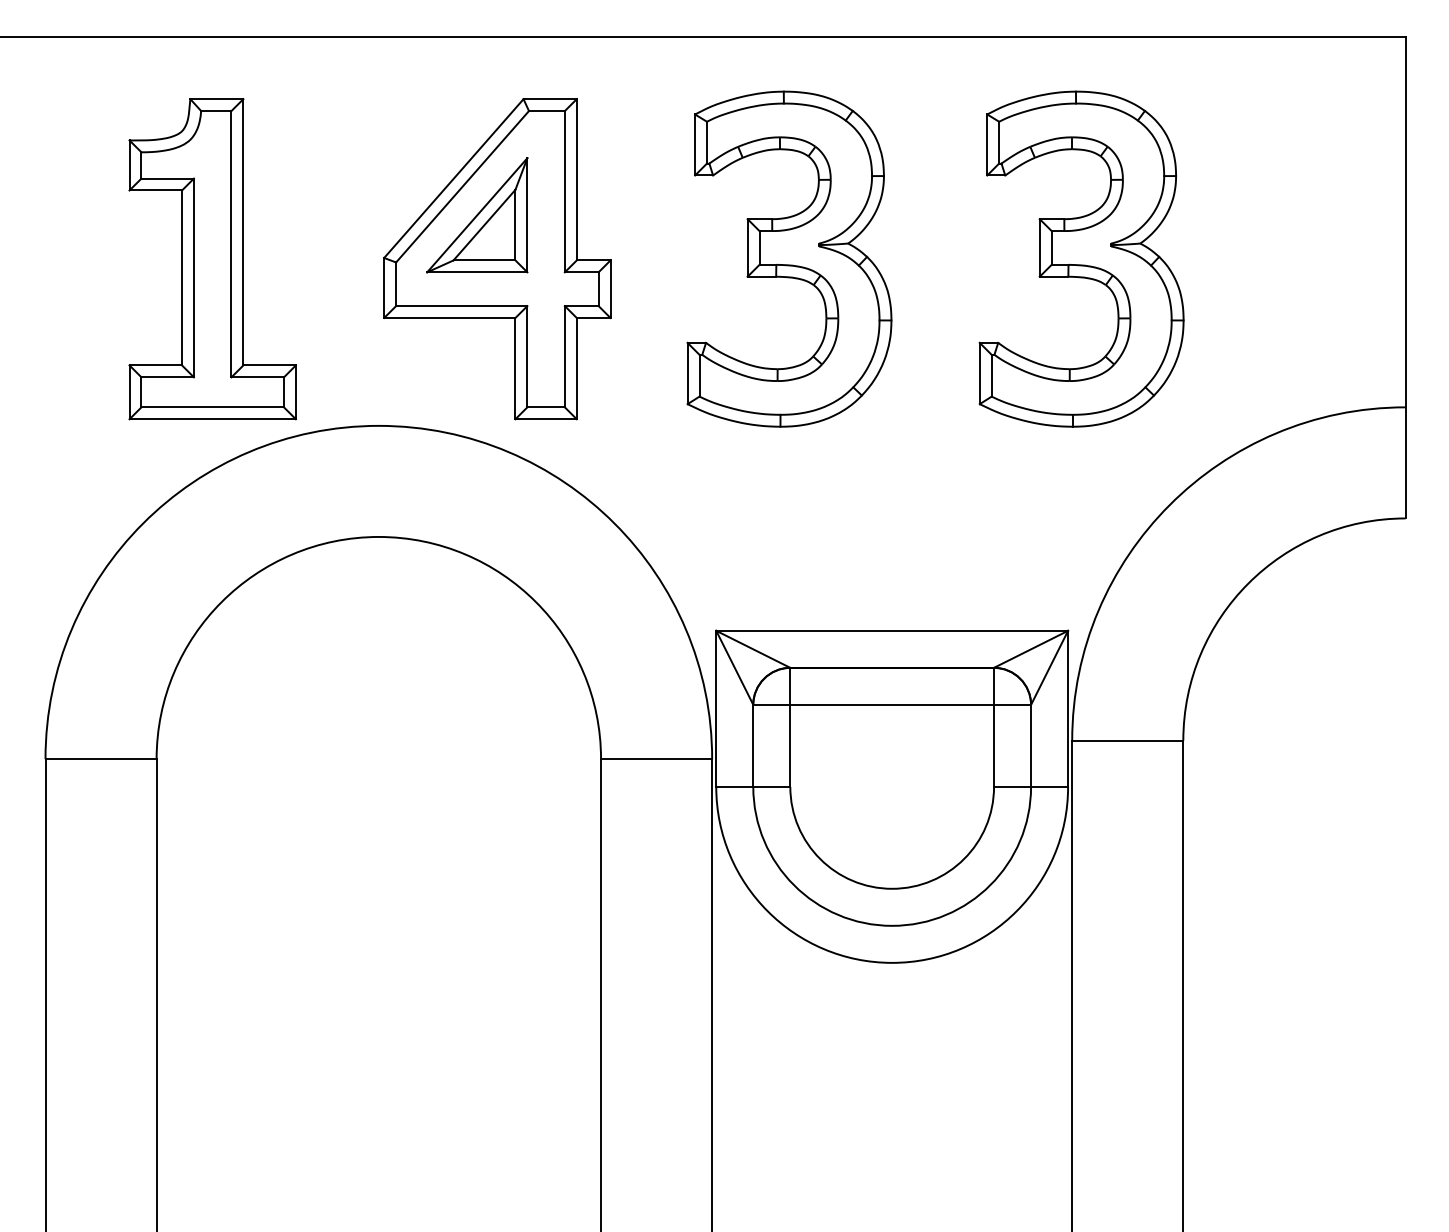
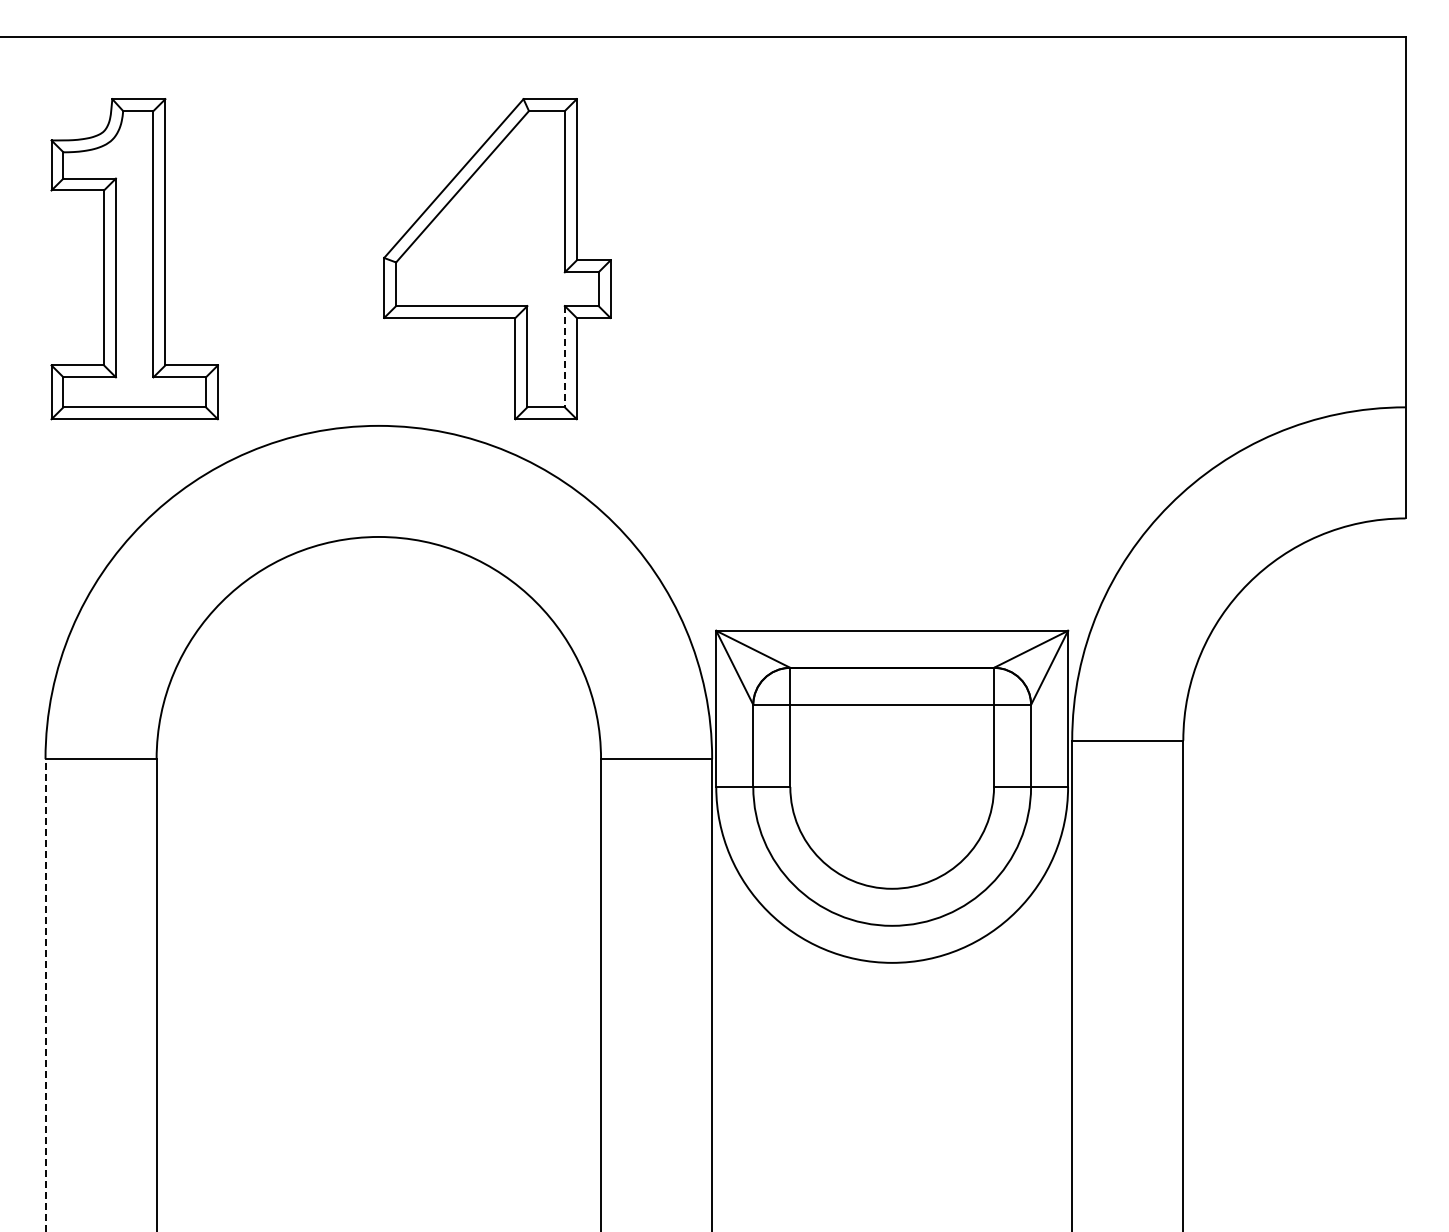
part: present -> none (477, 215)
part: present -> none (789, 258)
part: present -> none (1081, 258)
part position: (212, 259) -> (134, 259) (134, 259)
line: solid -> dashed (564, 356)
line: solid -> dashed (45, 995)
